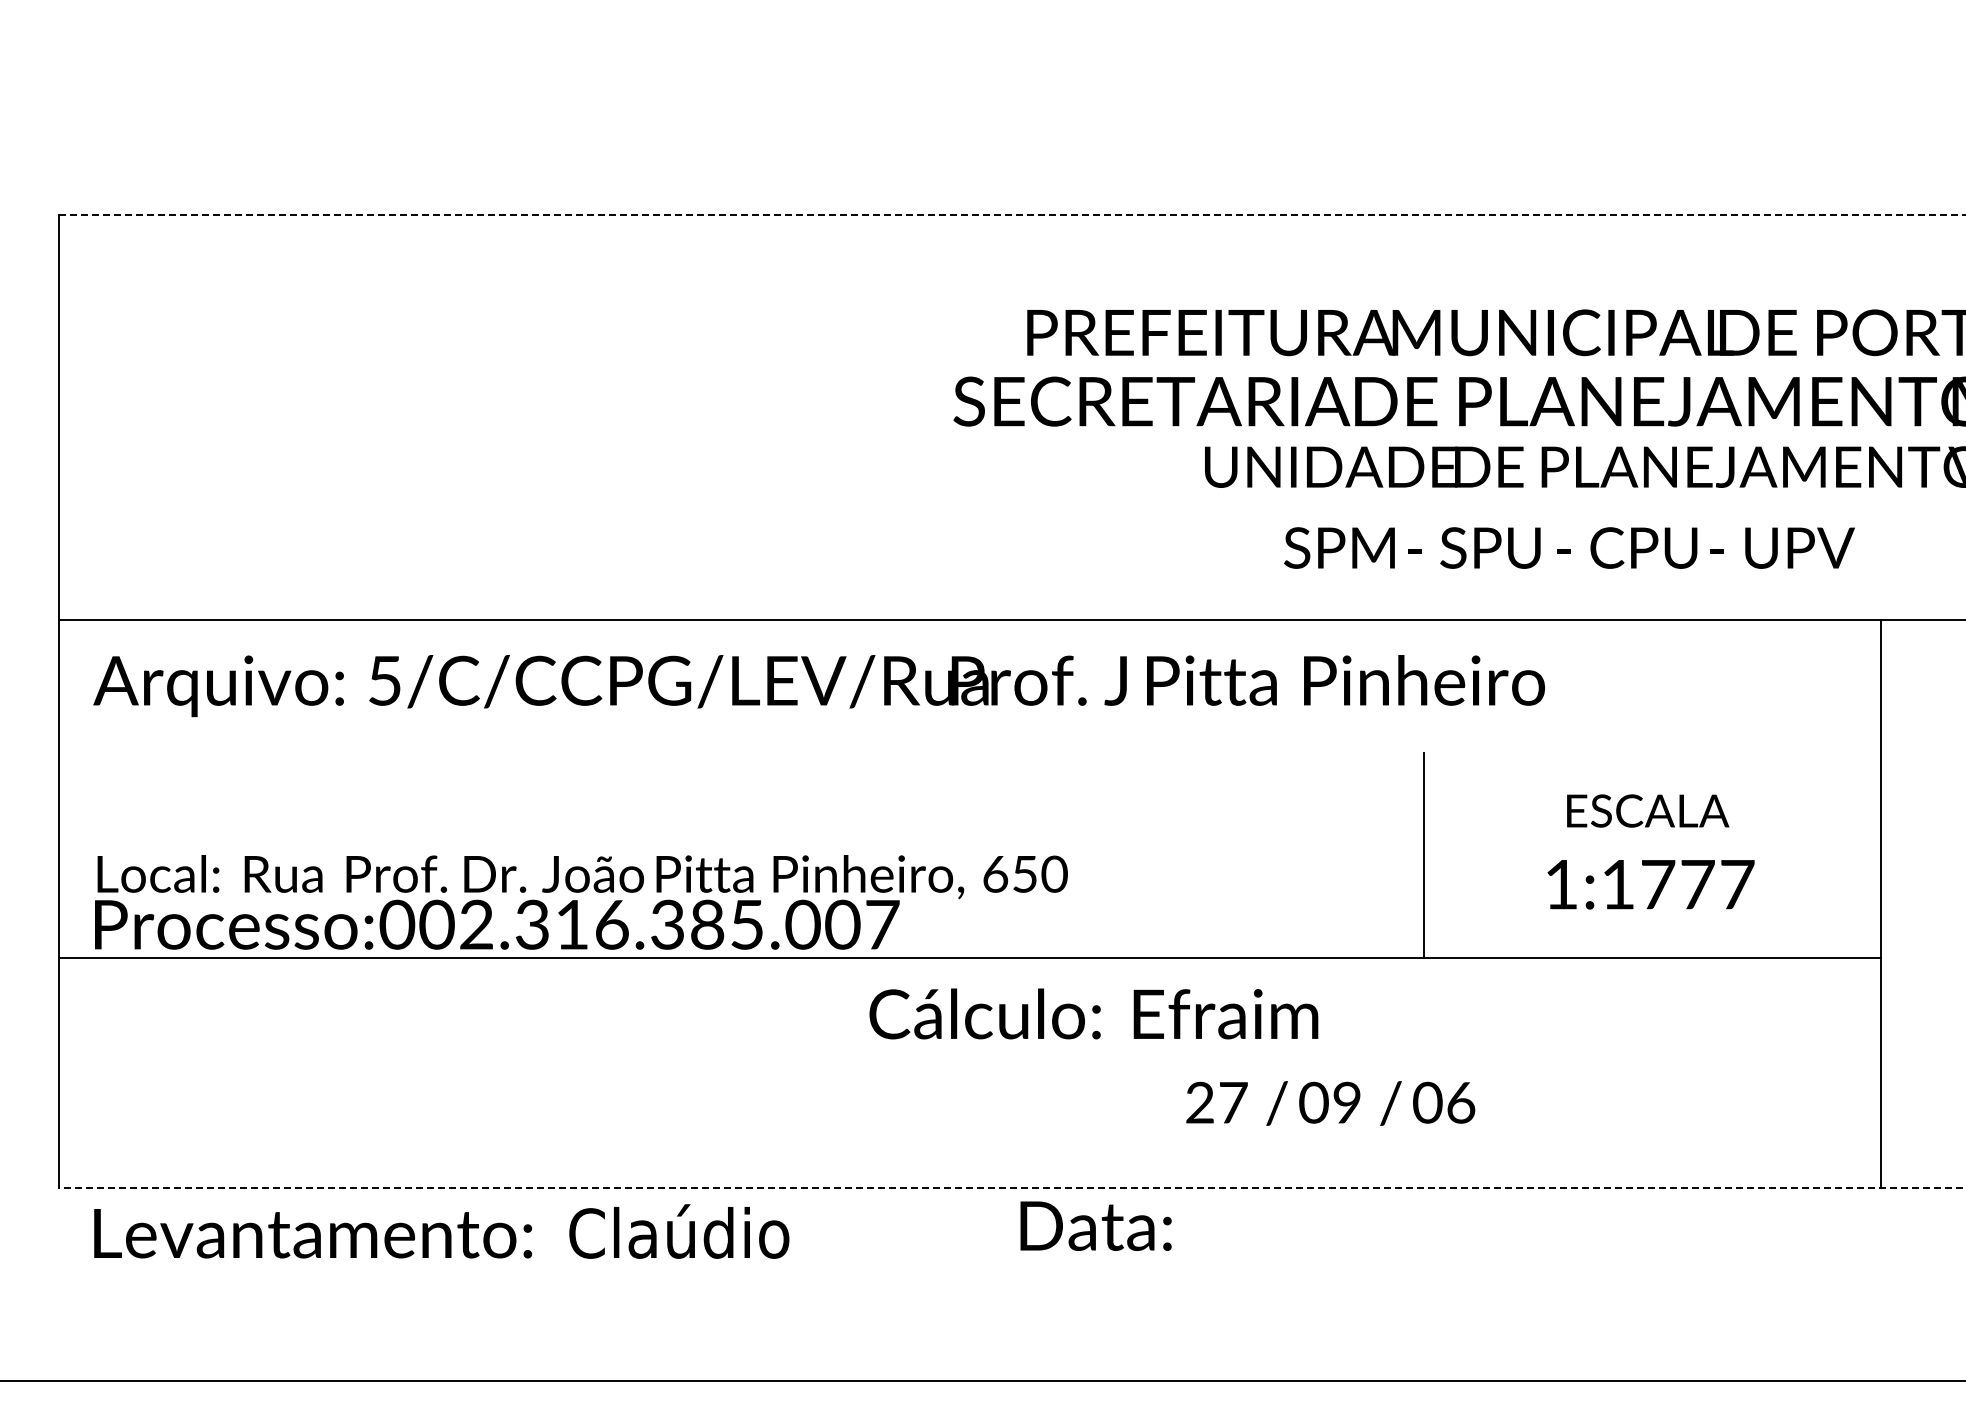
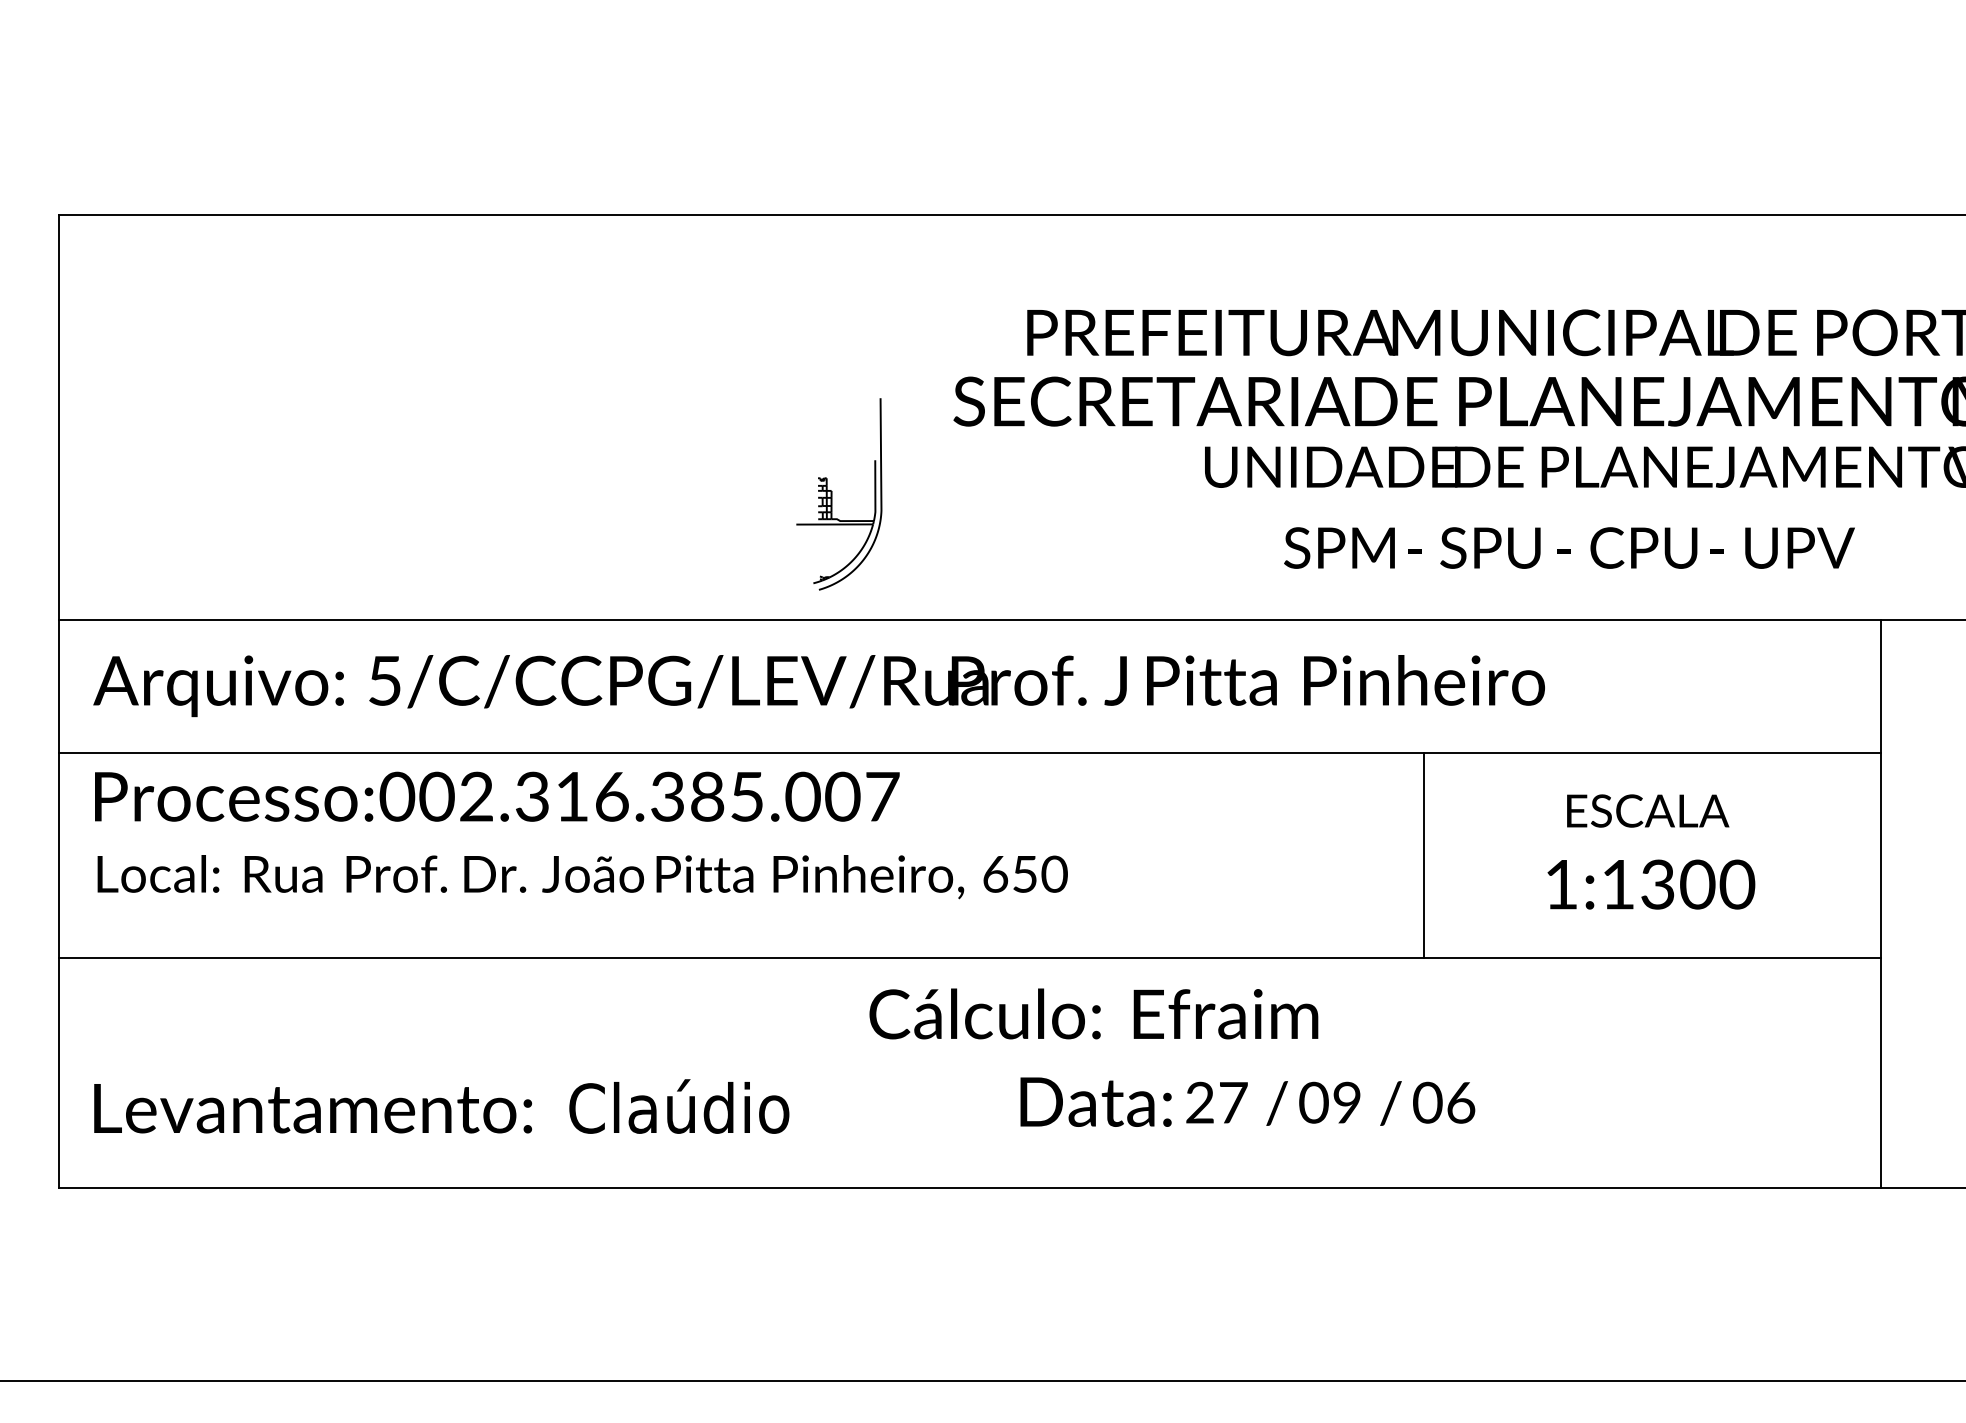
line: dashed -> solid (1013, 215)
part: none -> present (832, 494)
line: none -> present (969, 753)
text: 1:1777 -> 1:1300 (1698, 884)
text position: (497, 924) -> (497, 796) (497, 796)
line: dashed -> solid (1012, 1188)
text position: (1095, 1225) -> (1095, 1101) (1095, 1101)
text position: (441, 1231) -> (441, 1106) (441, 1106)
